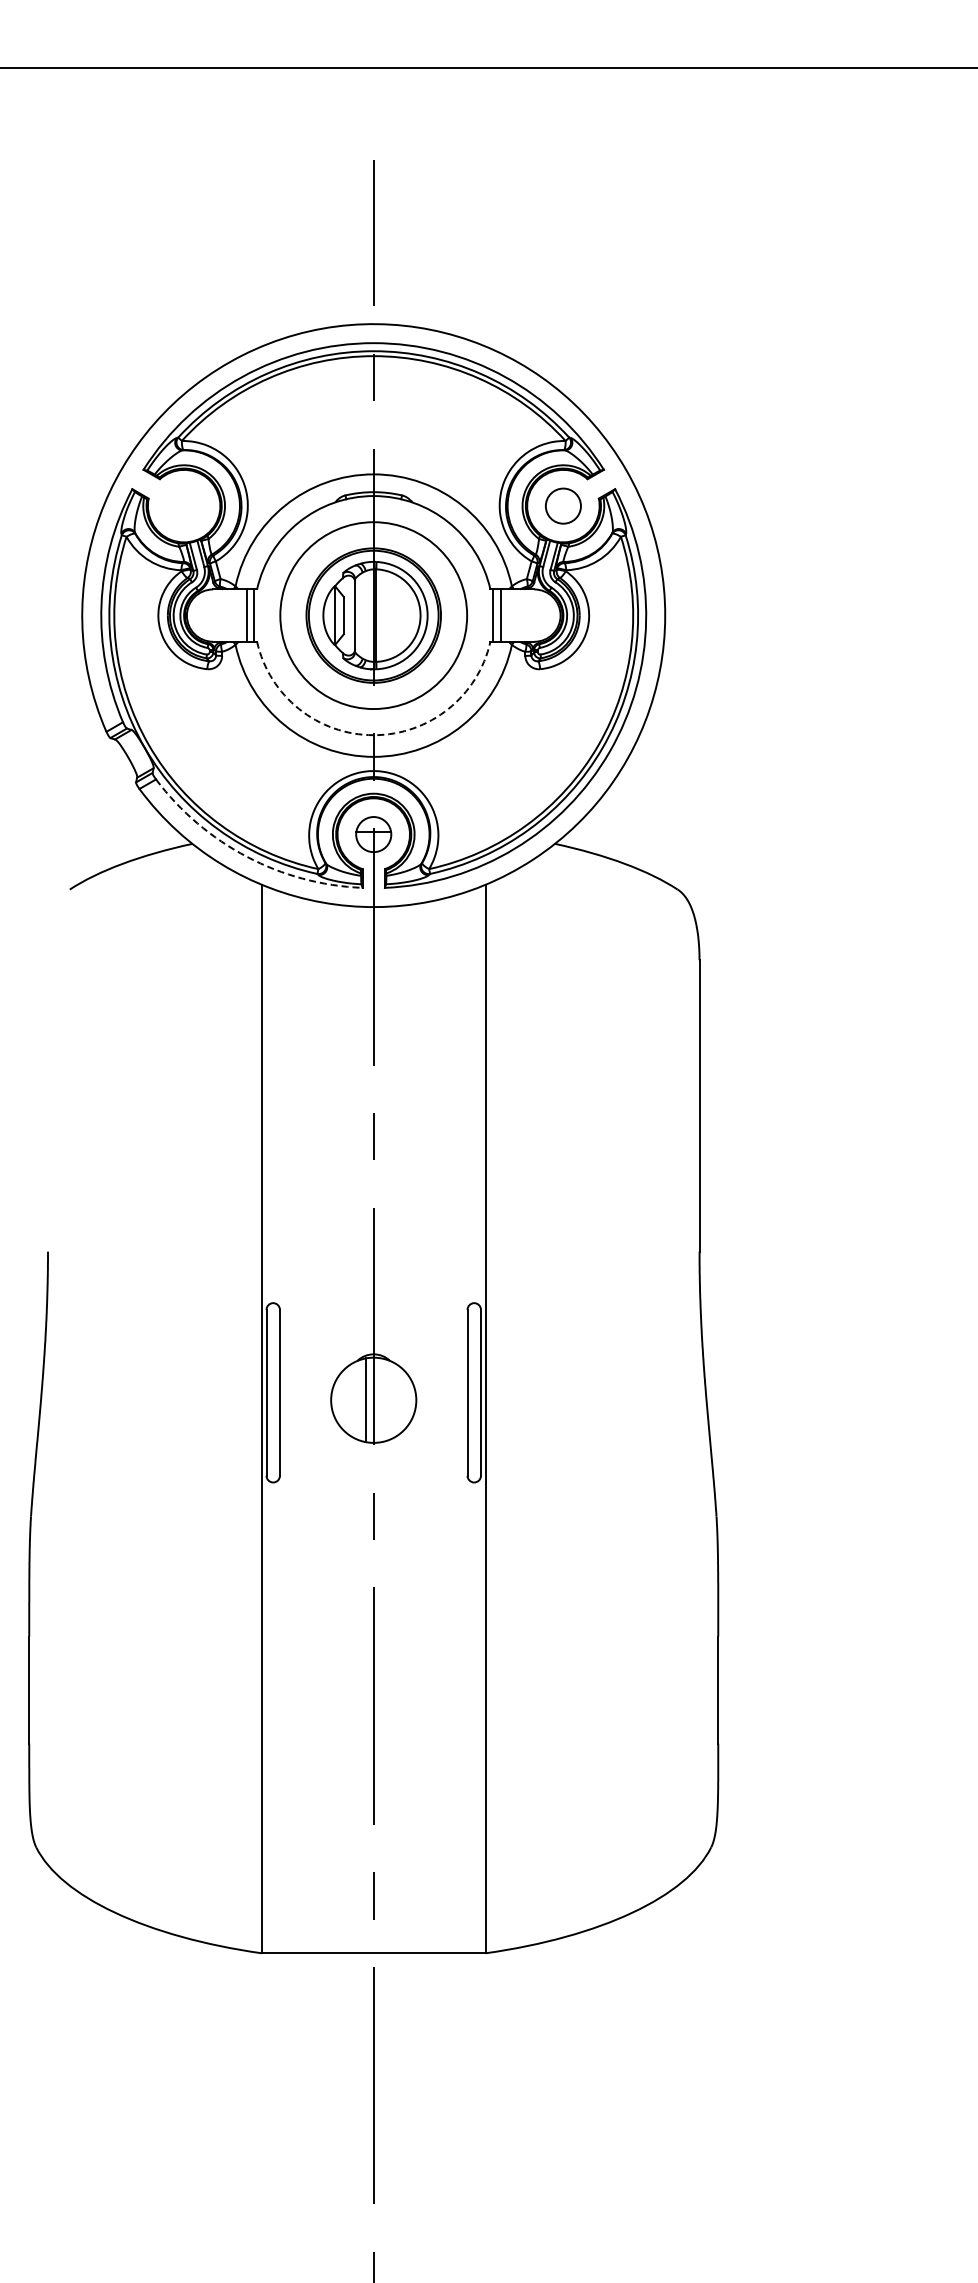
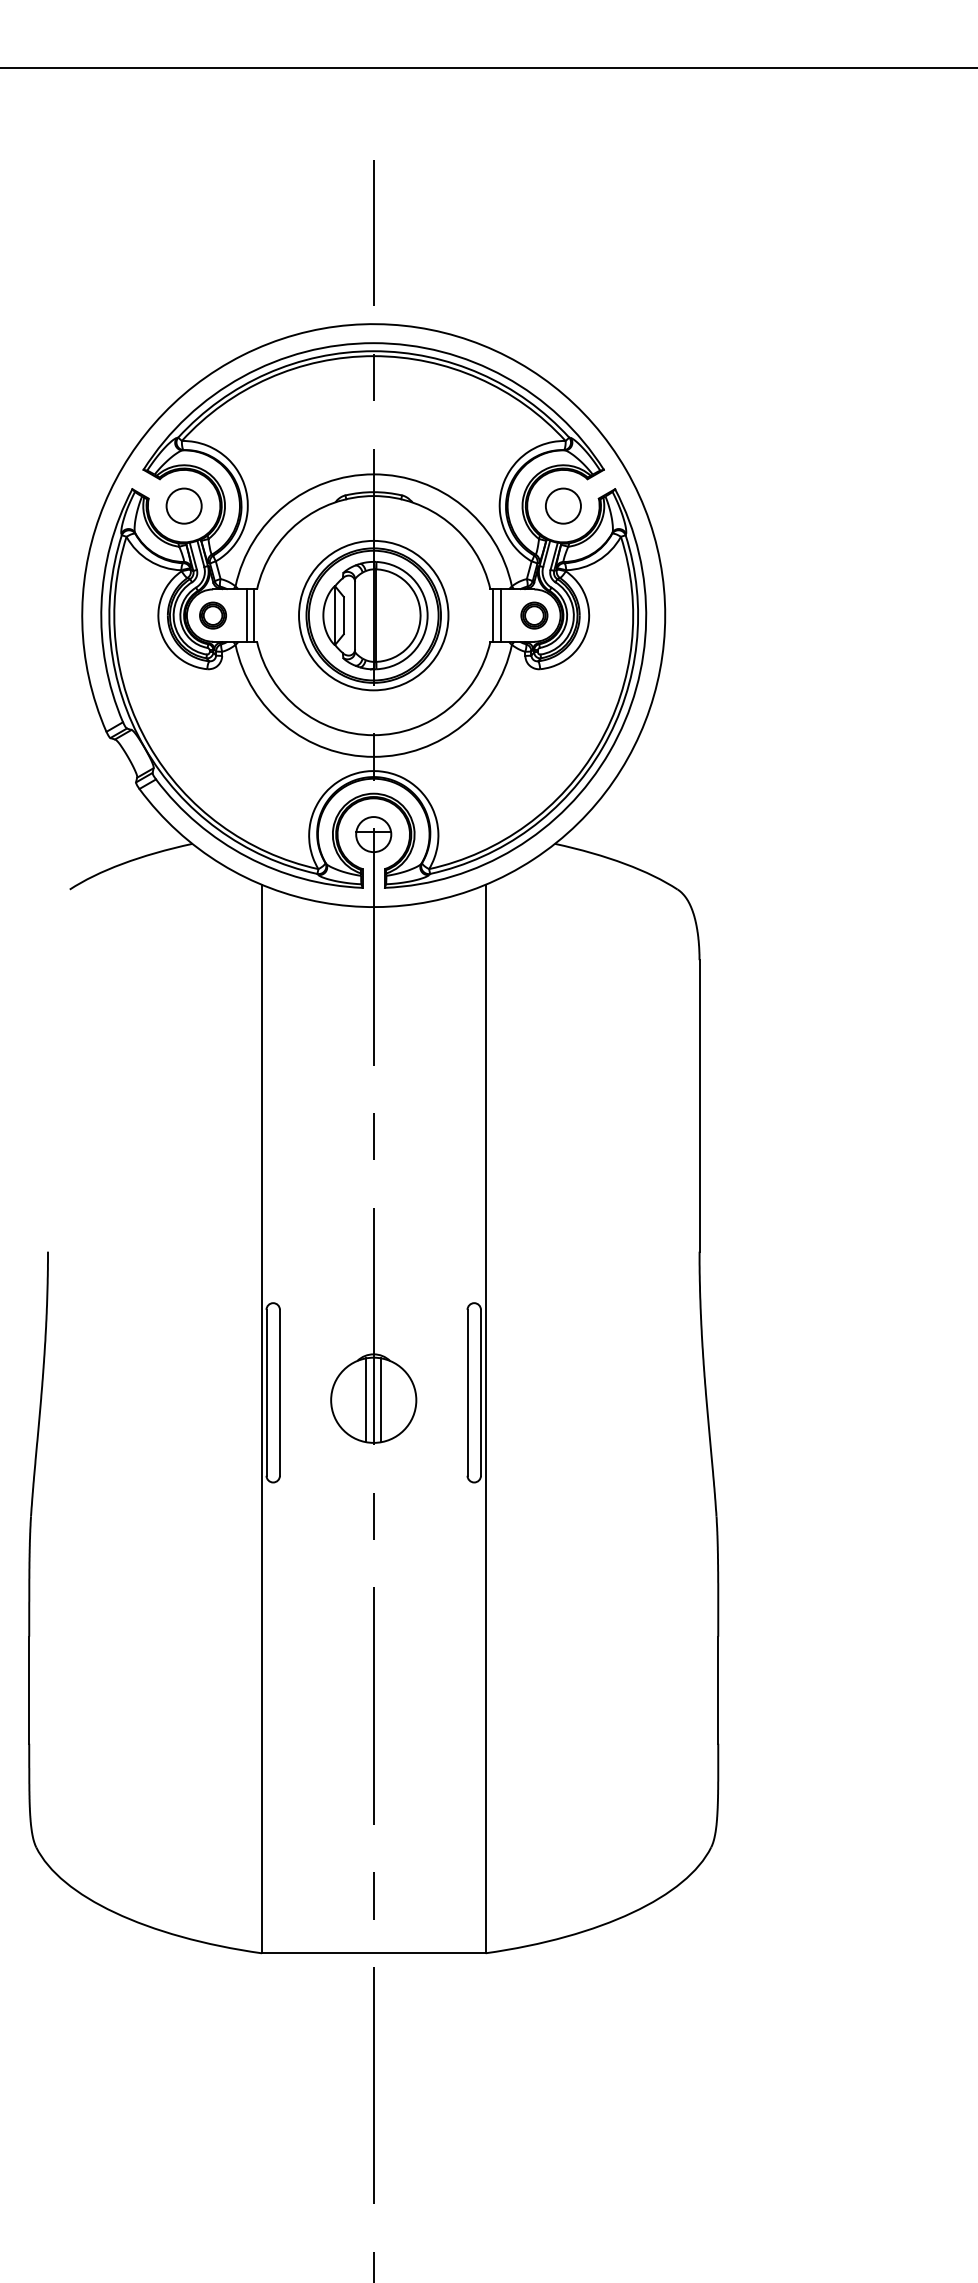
circle: none -> present (183, 505)
part: none -> present (212, 615)
circle diameter: 187 px -> 149 px (373, 615)
part: none -> present (534, 615)
arc: dashed -> solid (373, 735)
arc: dashed -> solid (247, 856)
line: none -> present (381, 1400)
